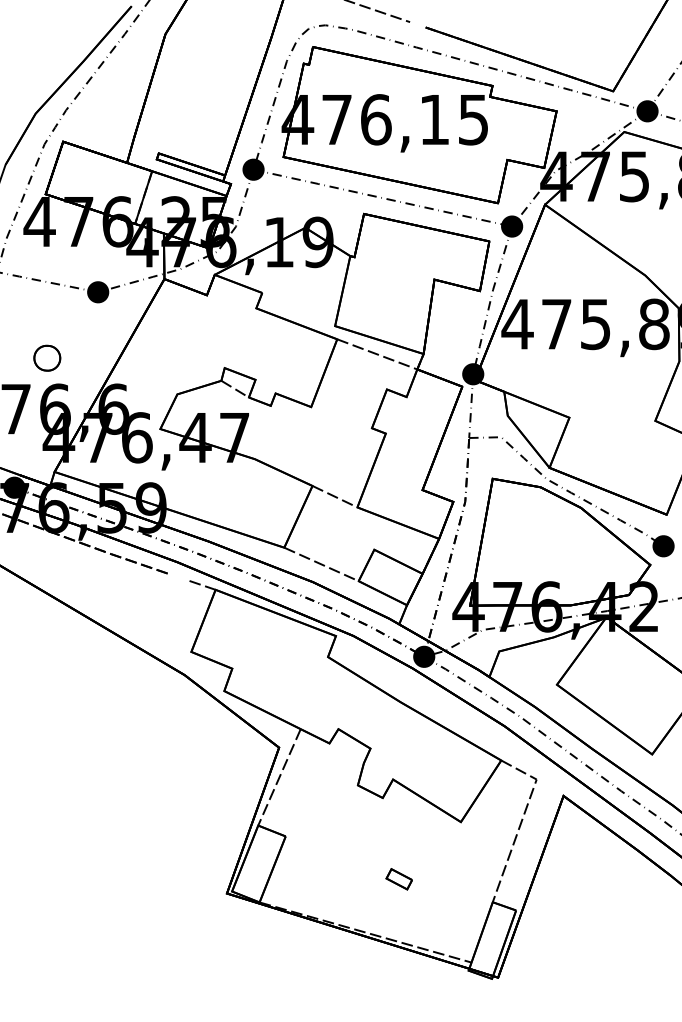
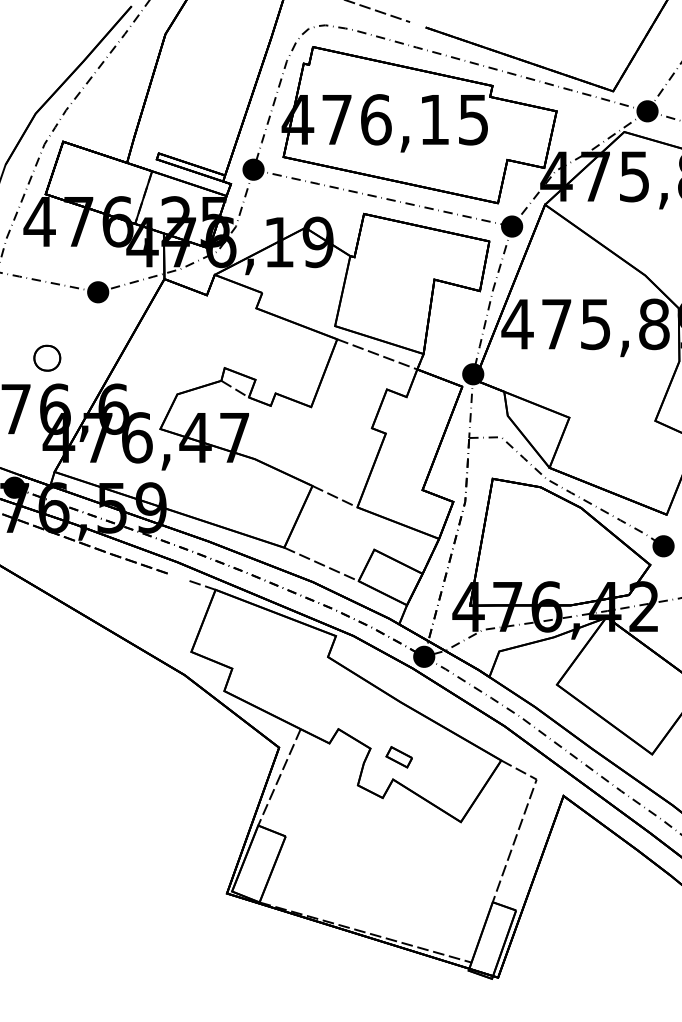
part position: (398, 879) -> (398, 757) (398, 757)
